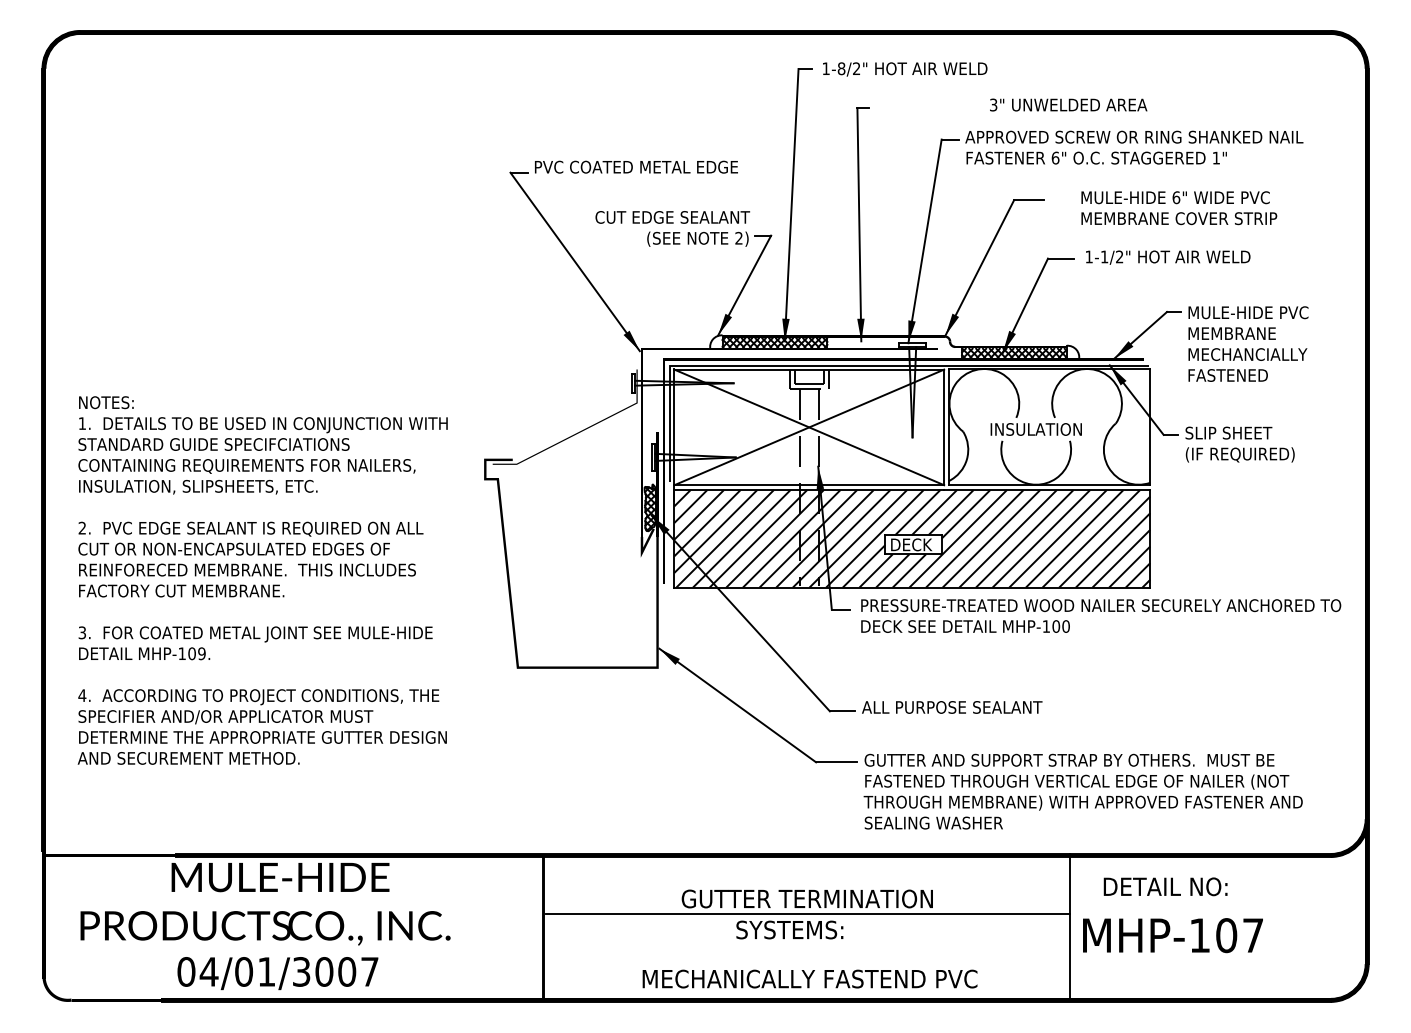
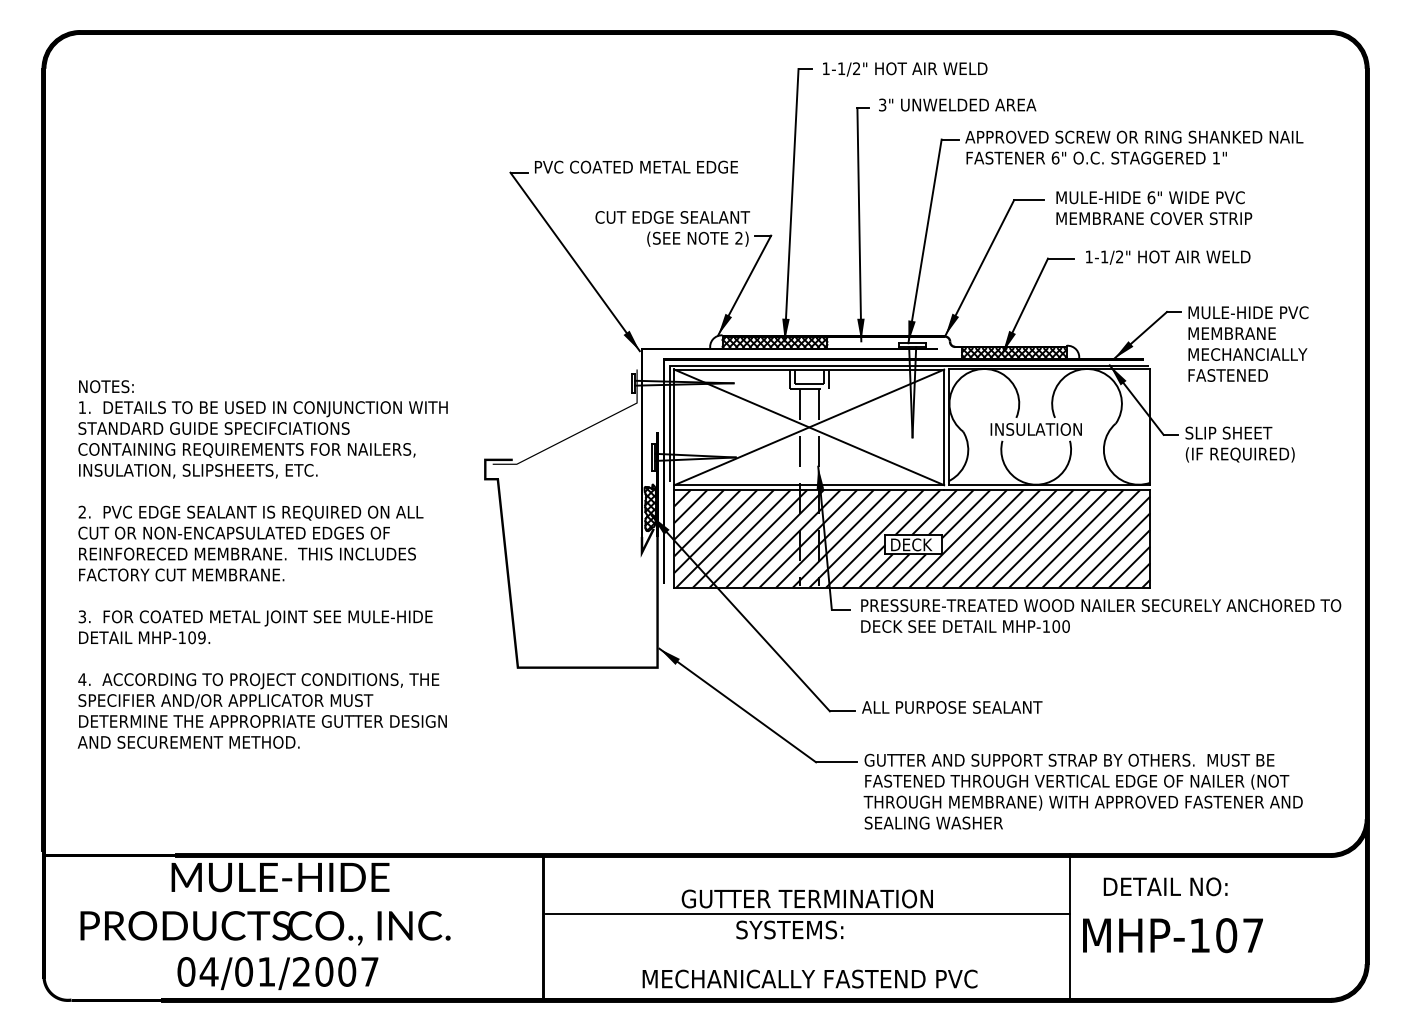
text: 1-8/2" -> 1-1/2" (841, 68)
text position: (1068, 104) -> (957, 104) (957, 104)
text position: (1179, 208) -> (1154, 208) (1154, 208)
text position: (262, 580) -> (262, 564) (262, 564)
text: 04/01/3007 -> 04/01/2007 (301, 971)
